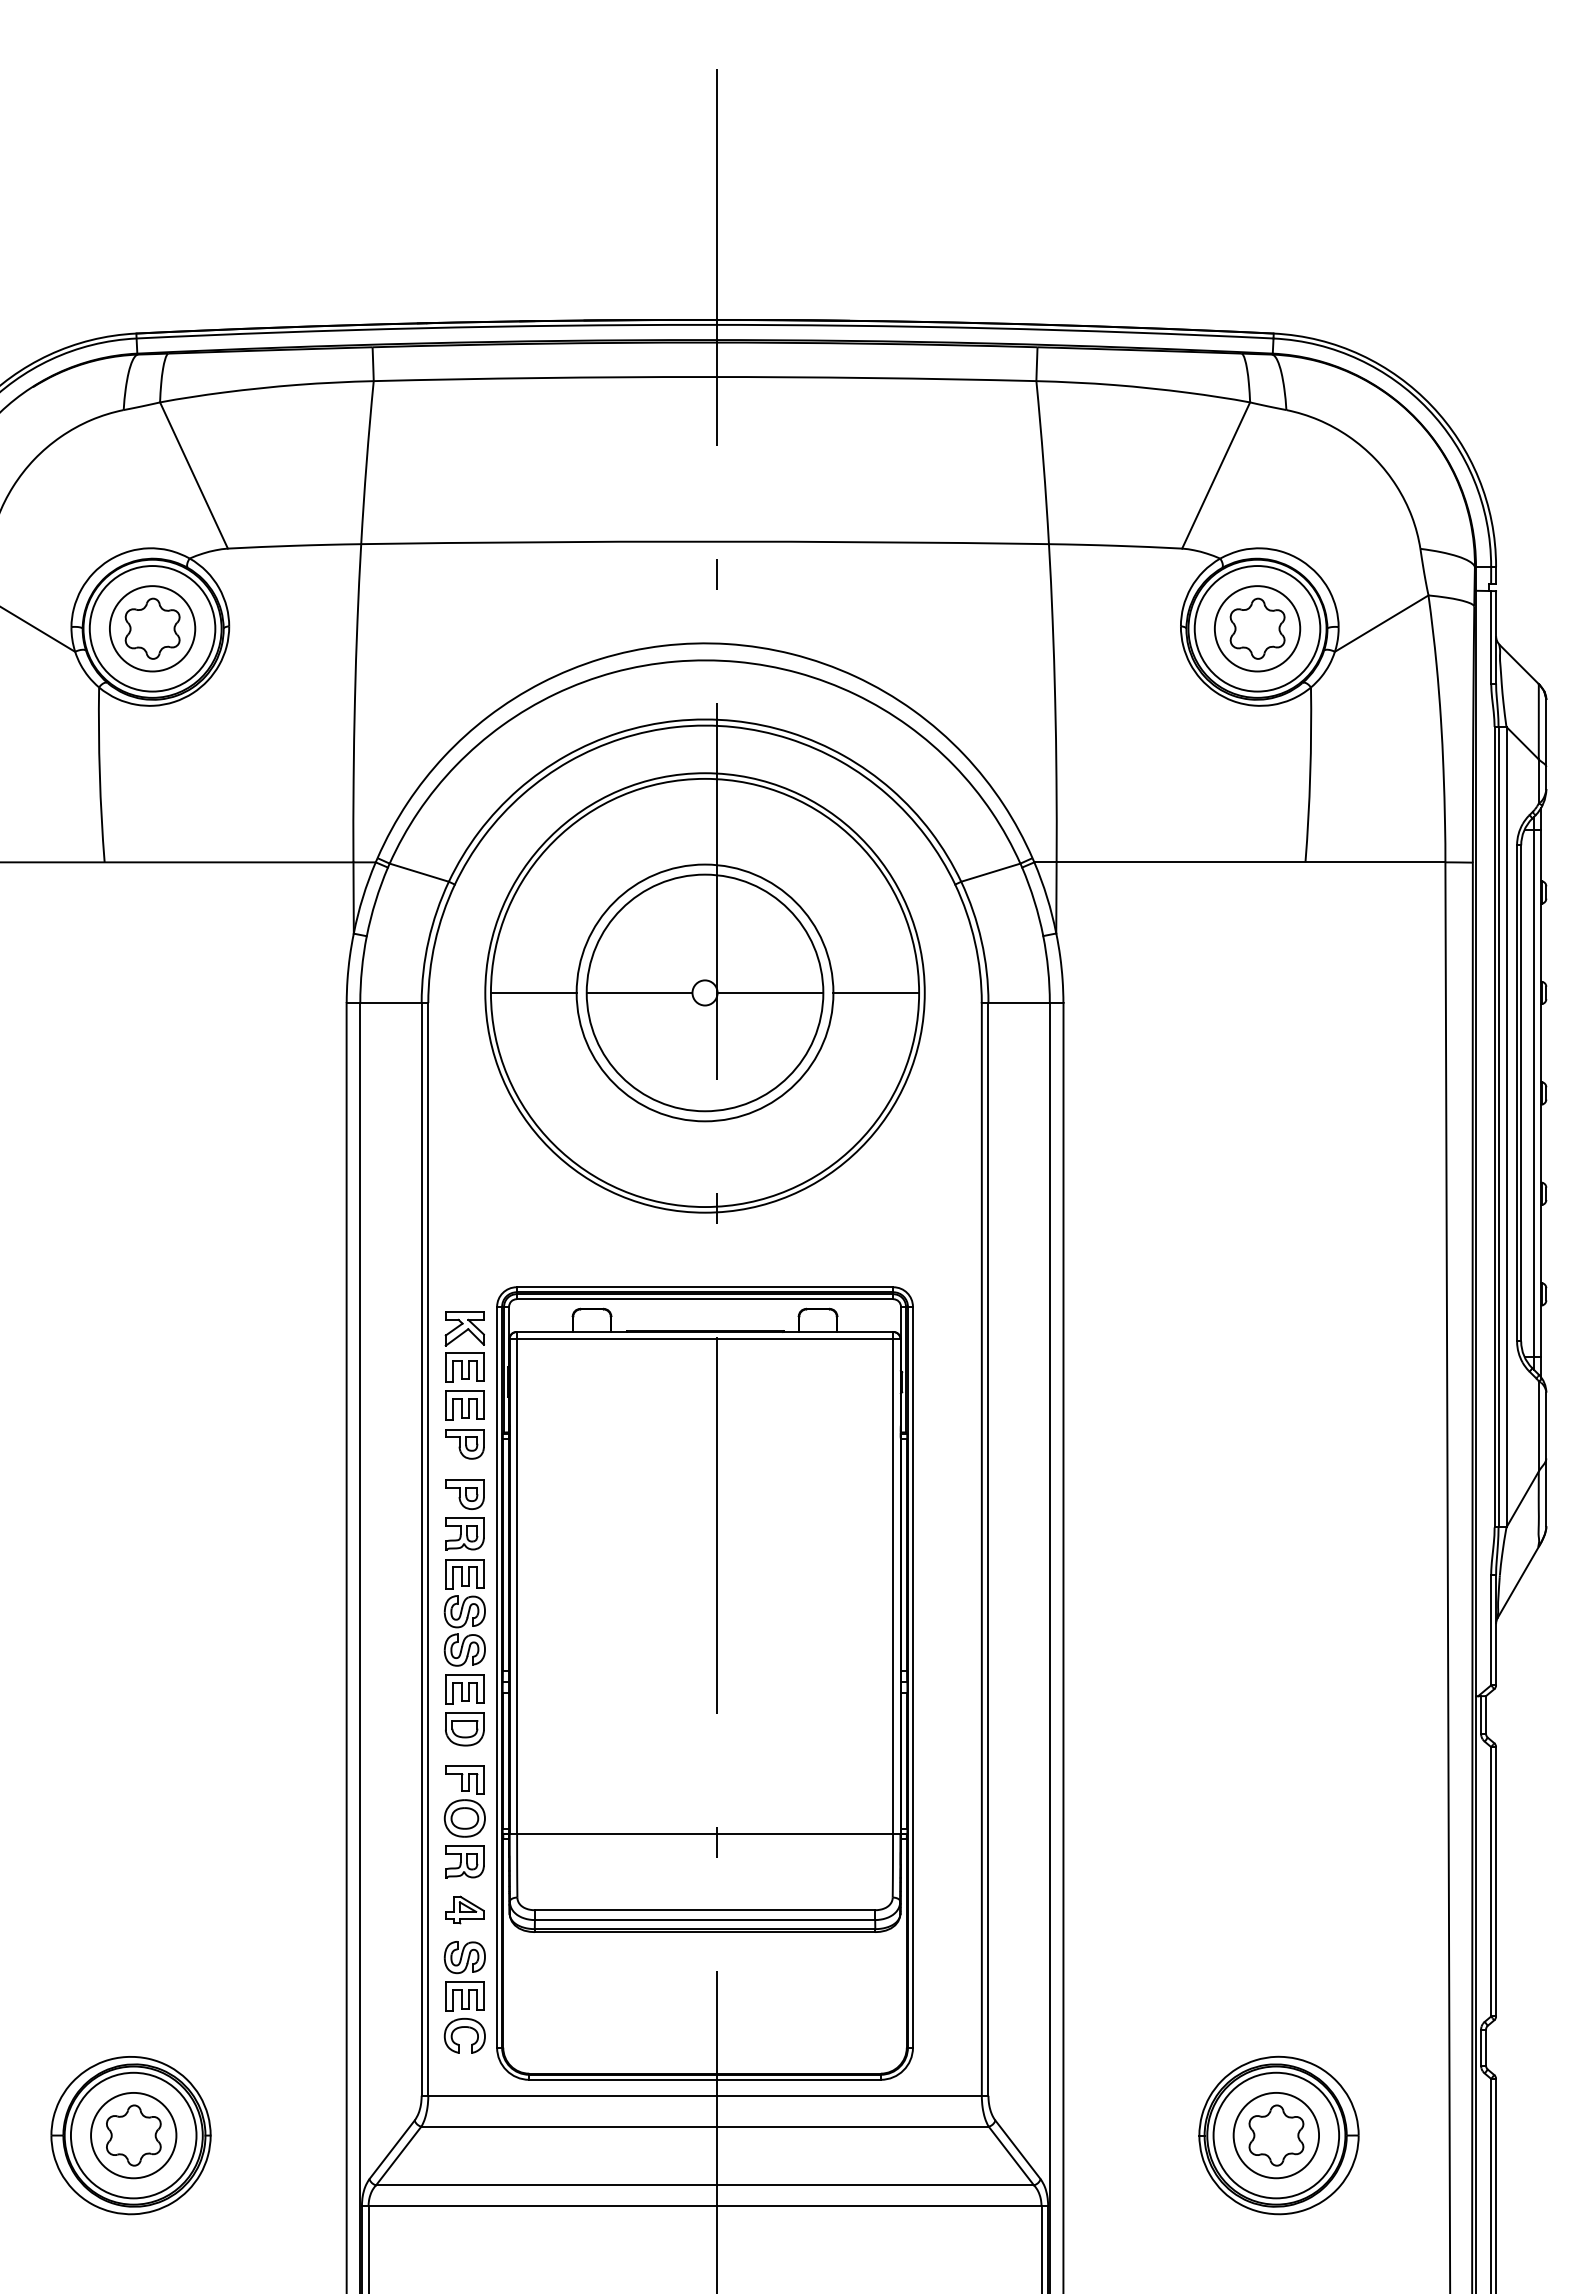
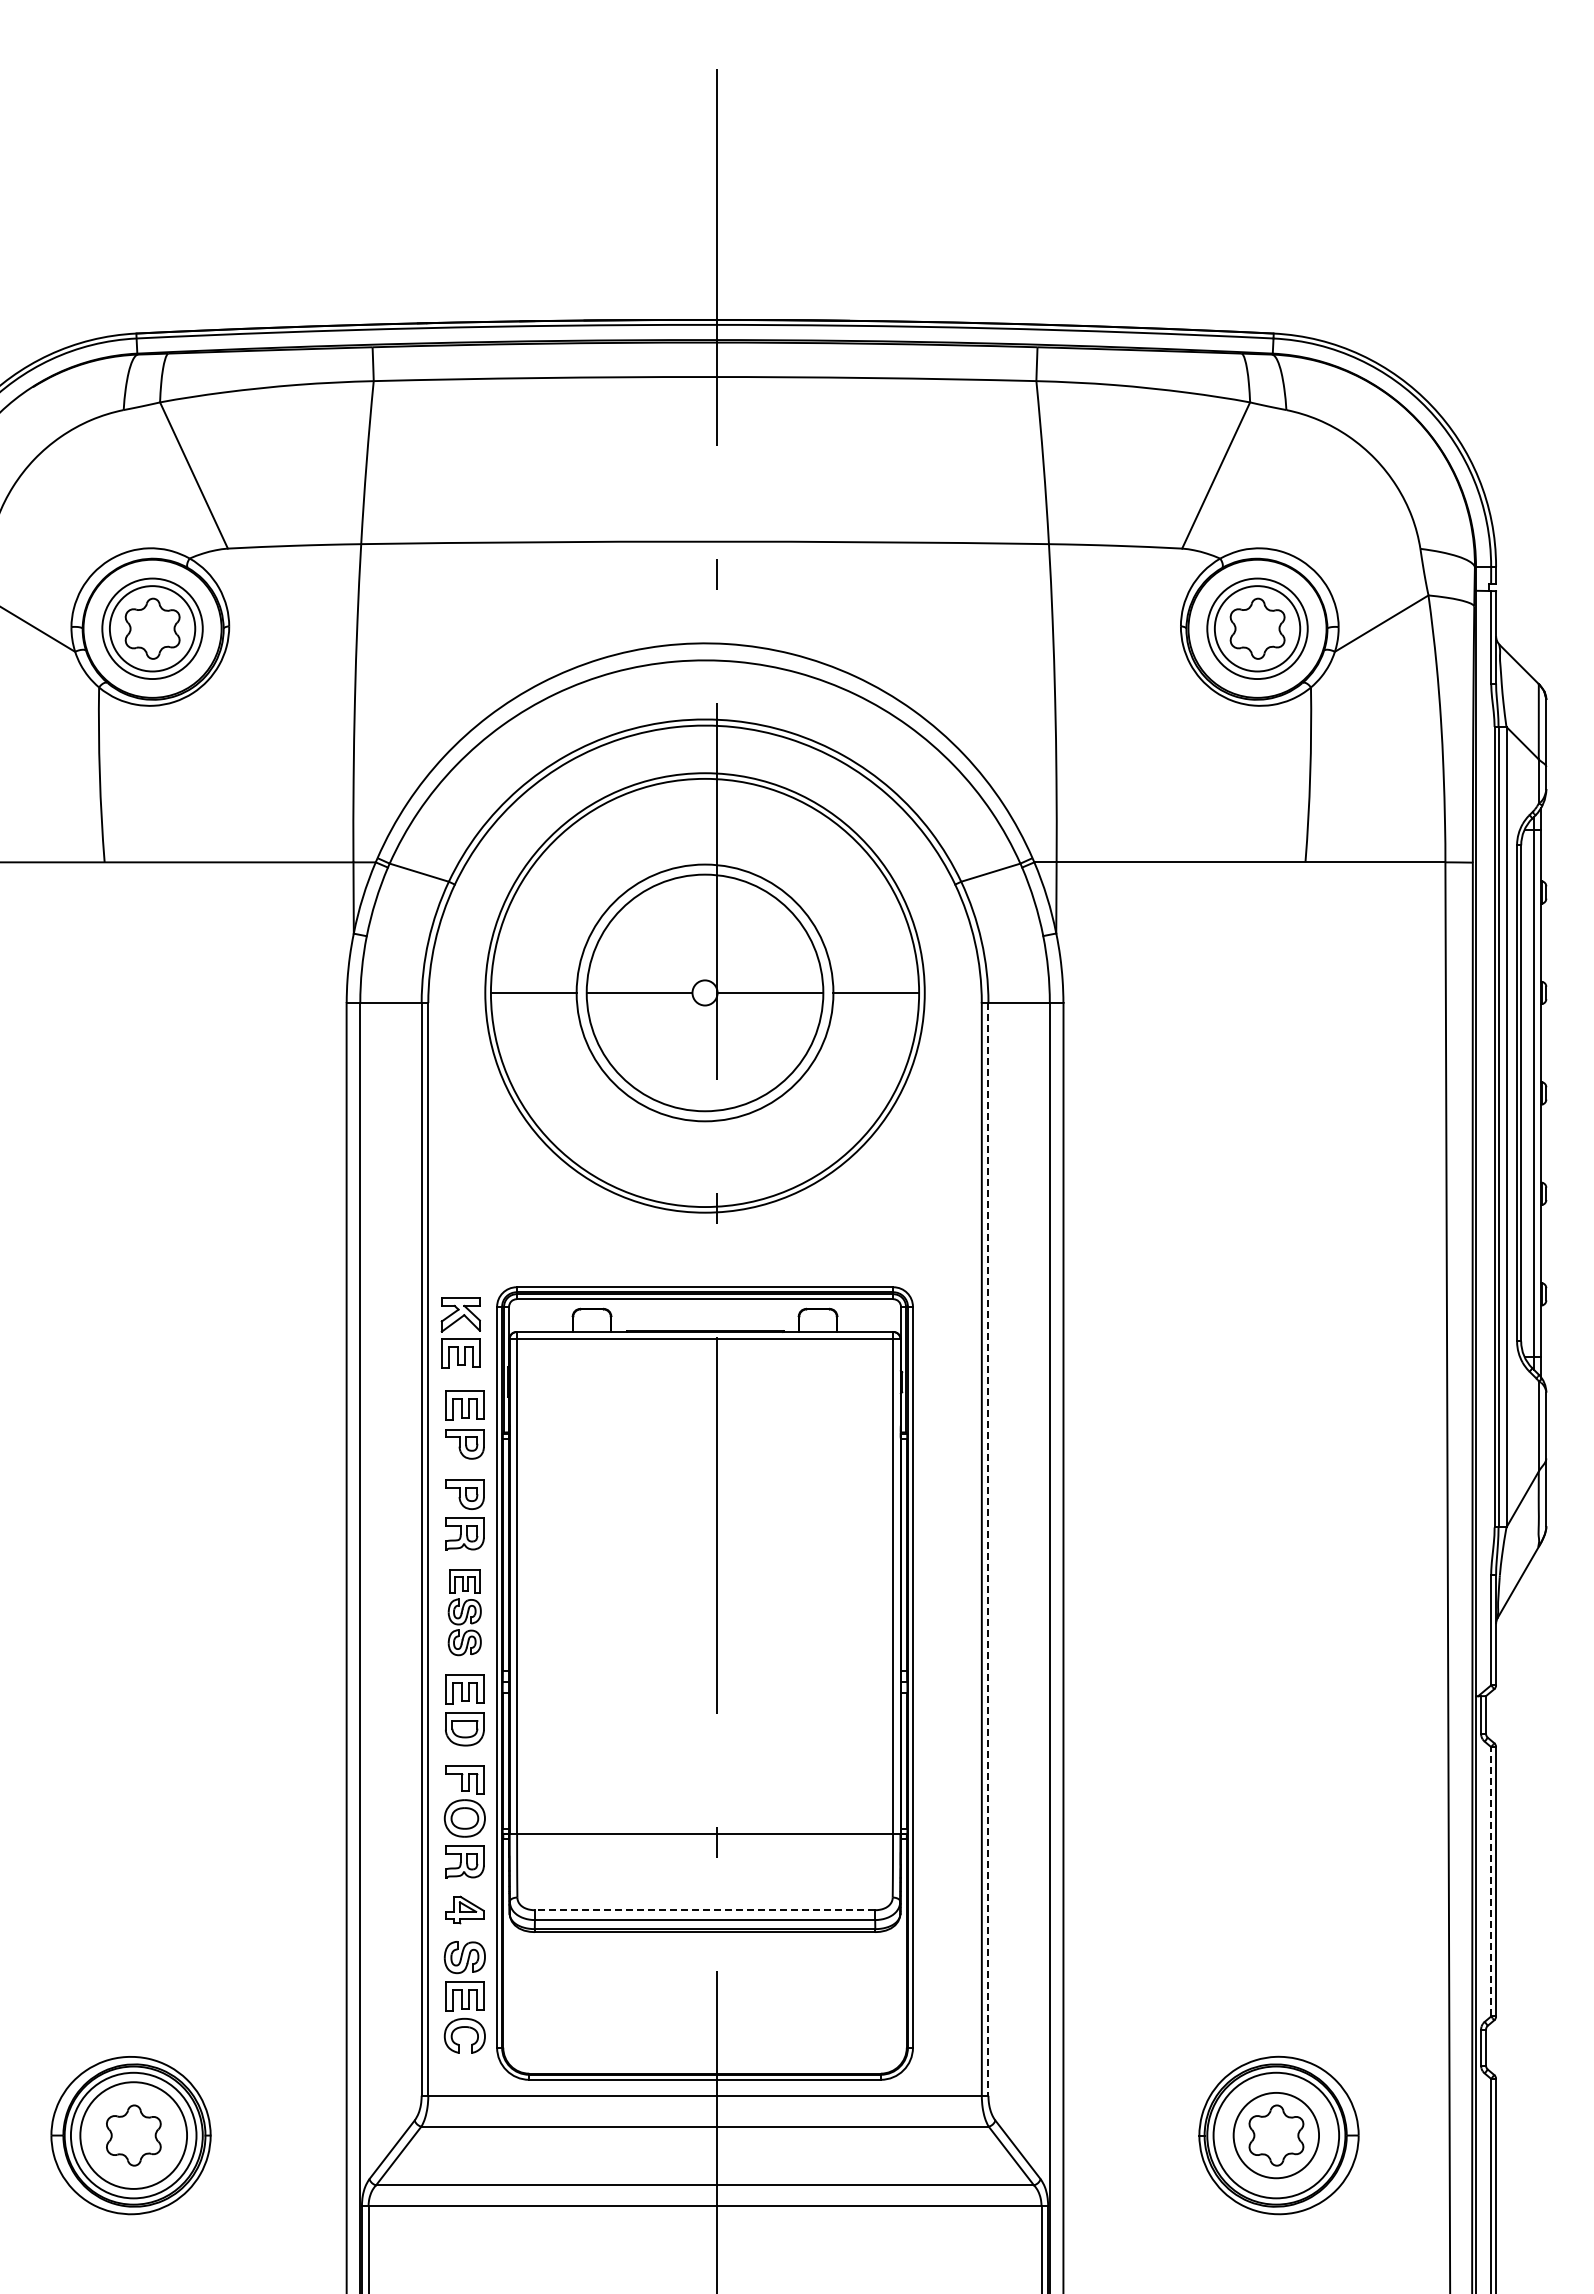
circle diameter: 126 px -> 100 px (152, 628)
circle diameter: 126 px -> 100 px (1257, 628)
part position: (464, 1346) -> (460, 1332) (460, 1332)
line: solid -> dashed (988, 1549)
part size: 43x108 px -> 35x88 px (464, 1612)
line: solid -> dashed (1491, 1881)
line: solid -> dashed (704, 1910)
circle diameter: 85 px -> 107 px (133, 2135)
